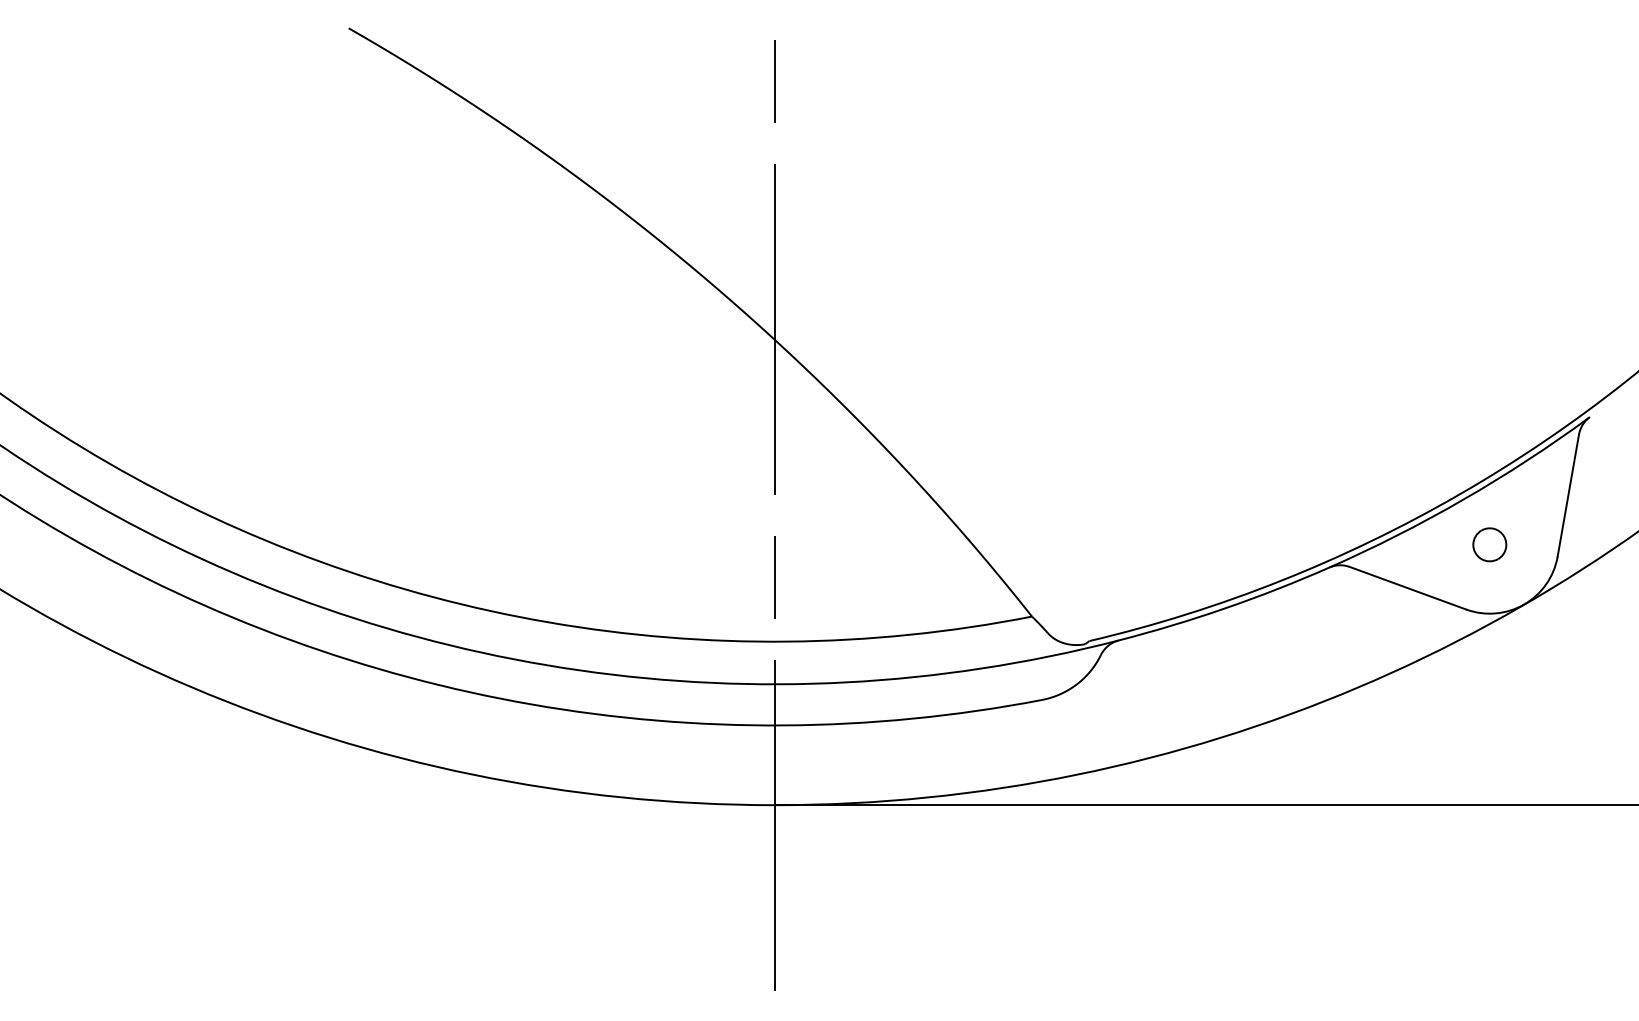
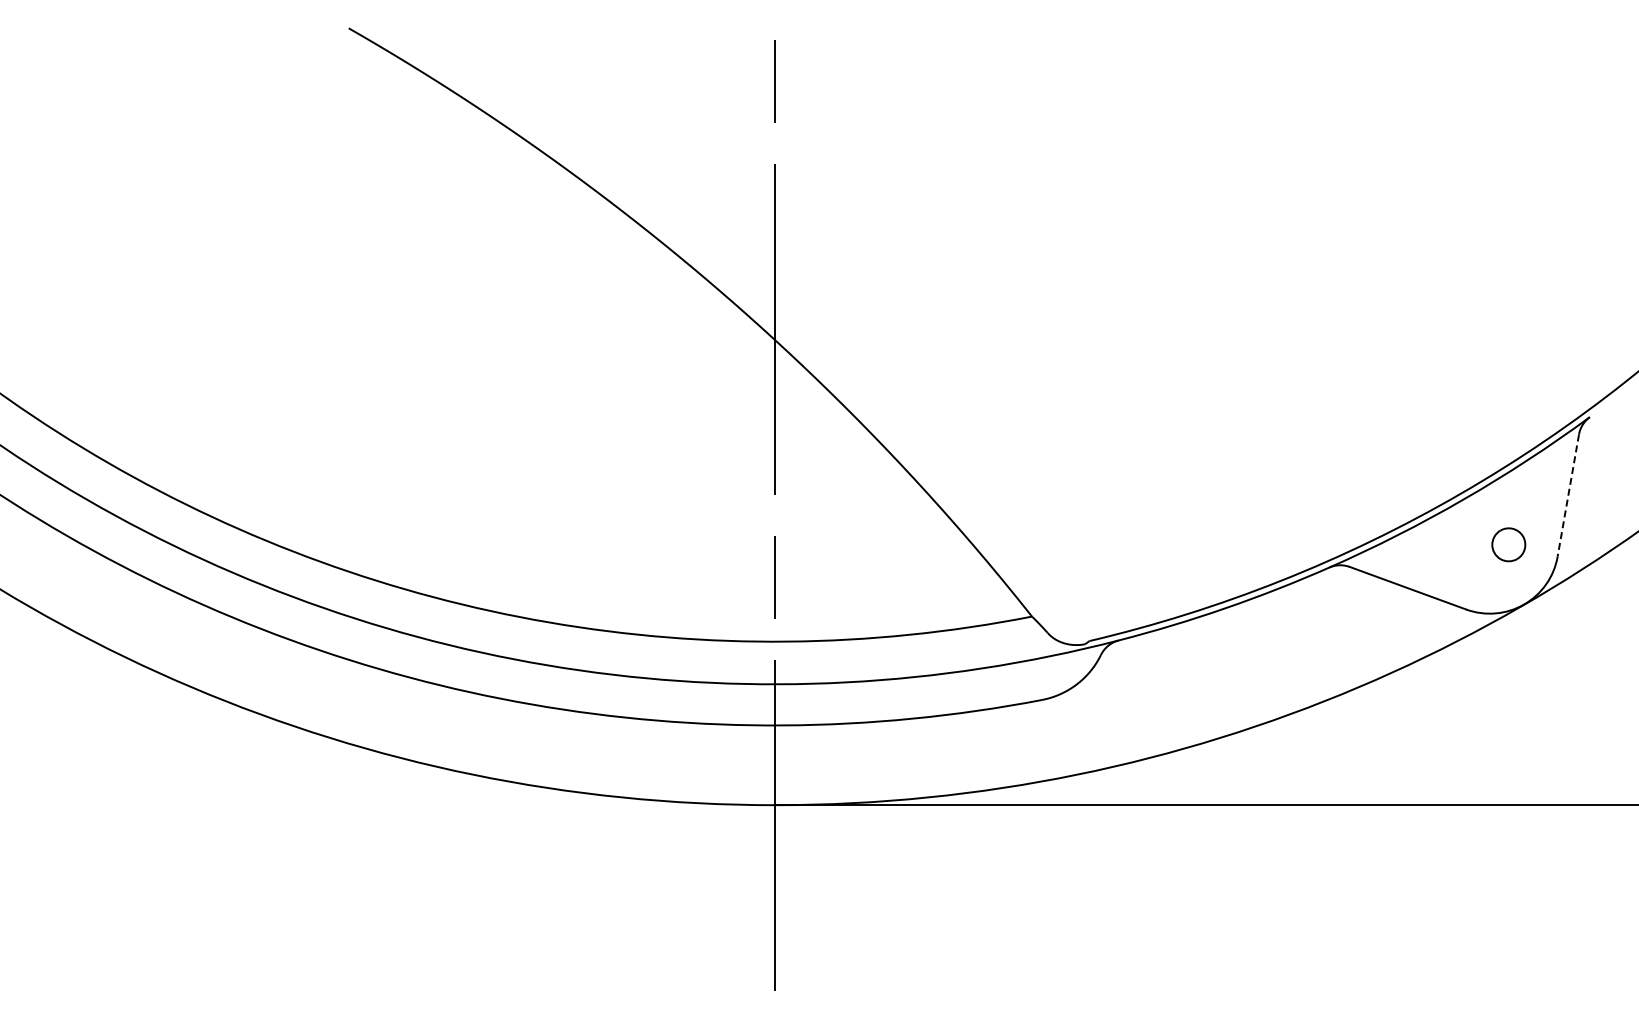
line: solid -> dashed (1568, 495)
part position: (1489, 544) -> (1508, 544) (1508, 544)
